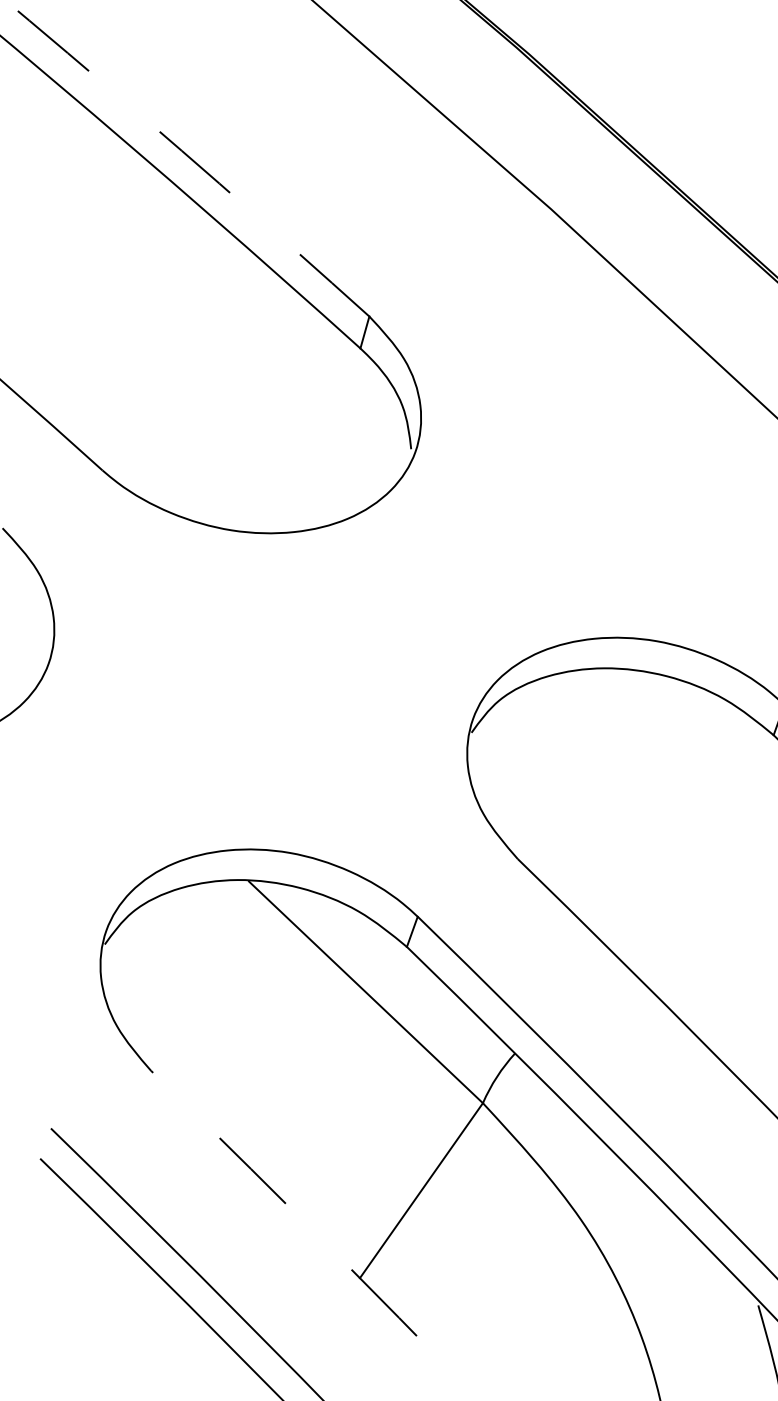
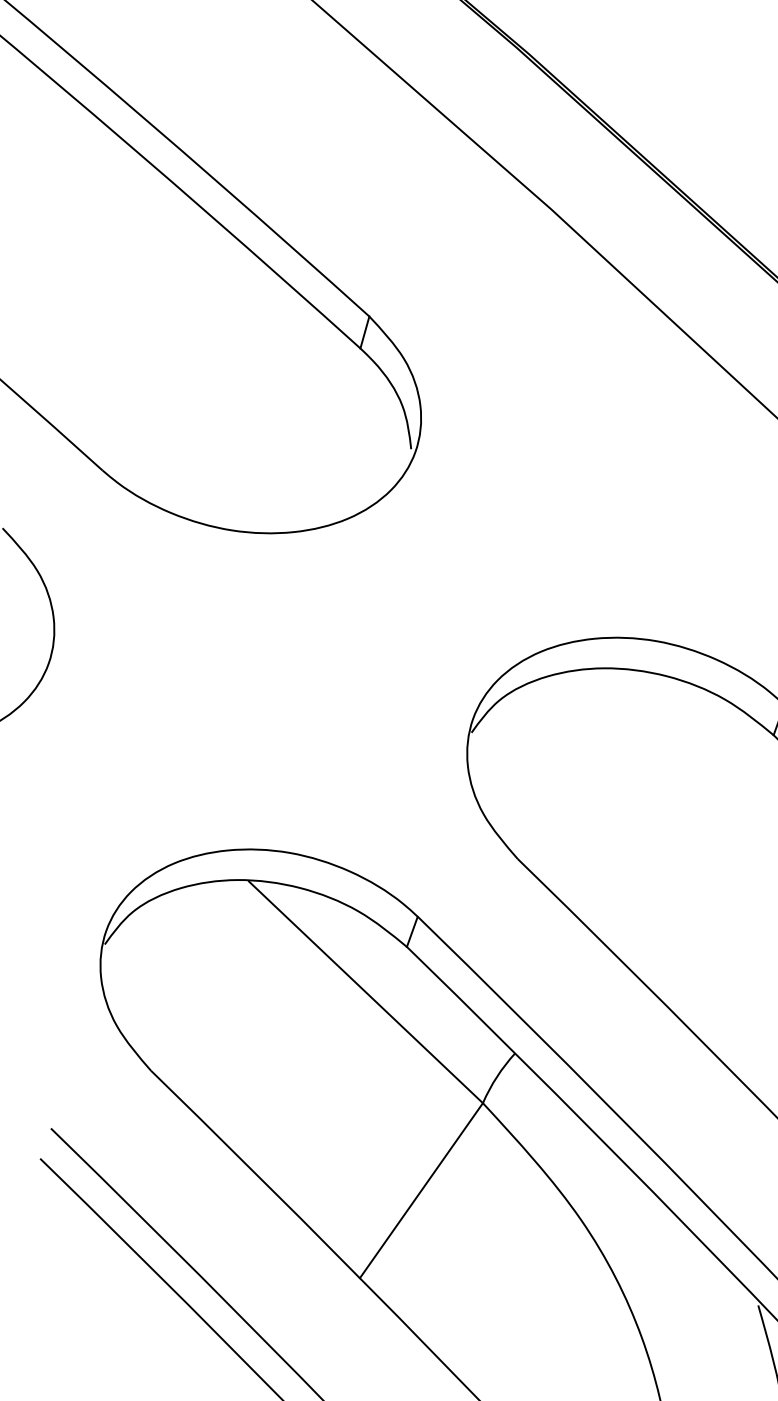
arc: dashed -> solid (188, 156)
arc: dashed -> solid (316, 1235)
